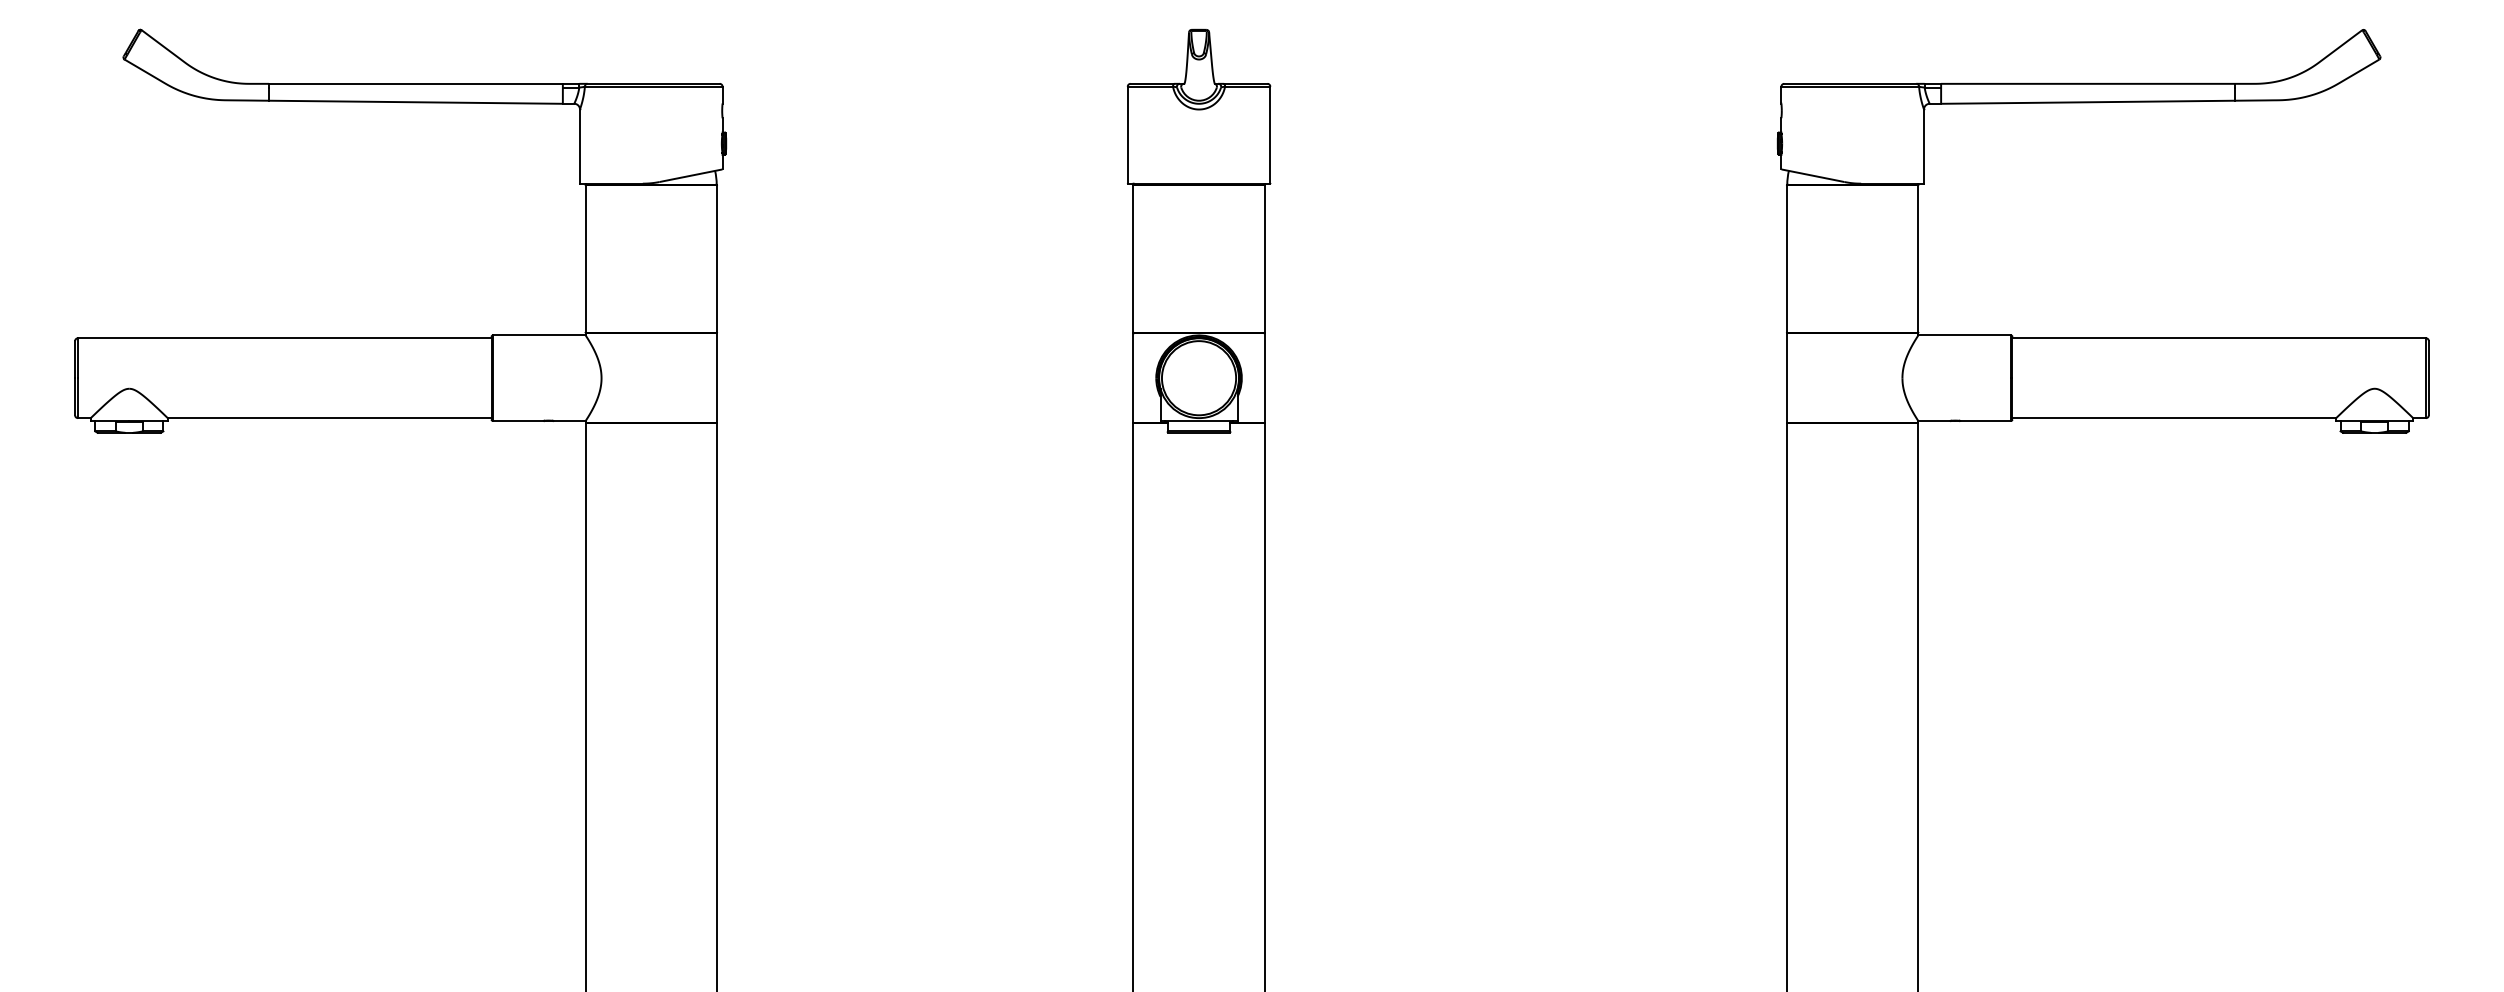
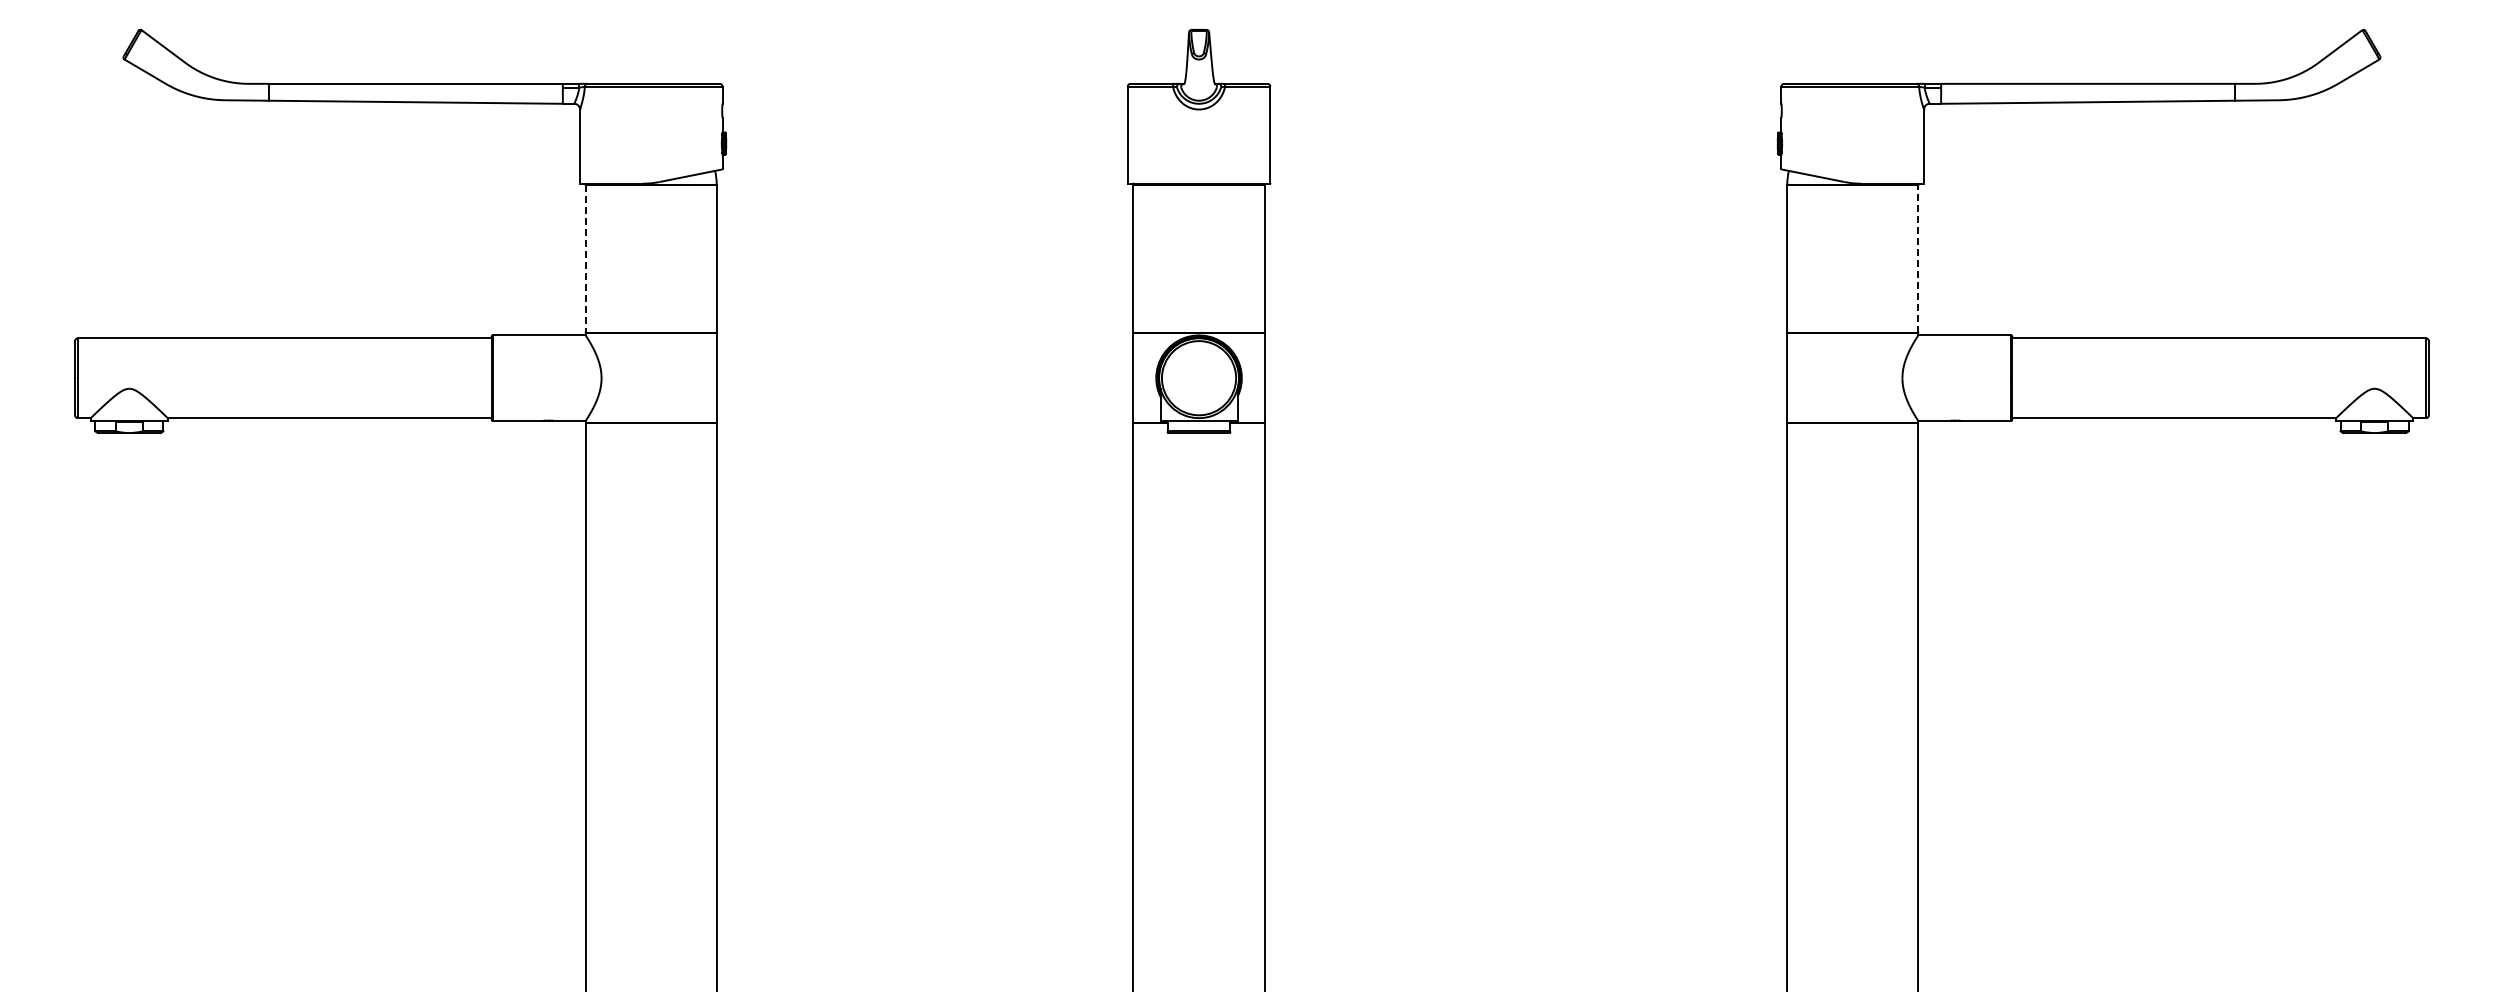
line: solid -> dashed (585, 258)
line: solid -> dashed (1918, 258)
